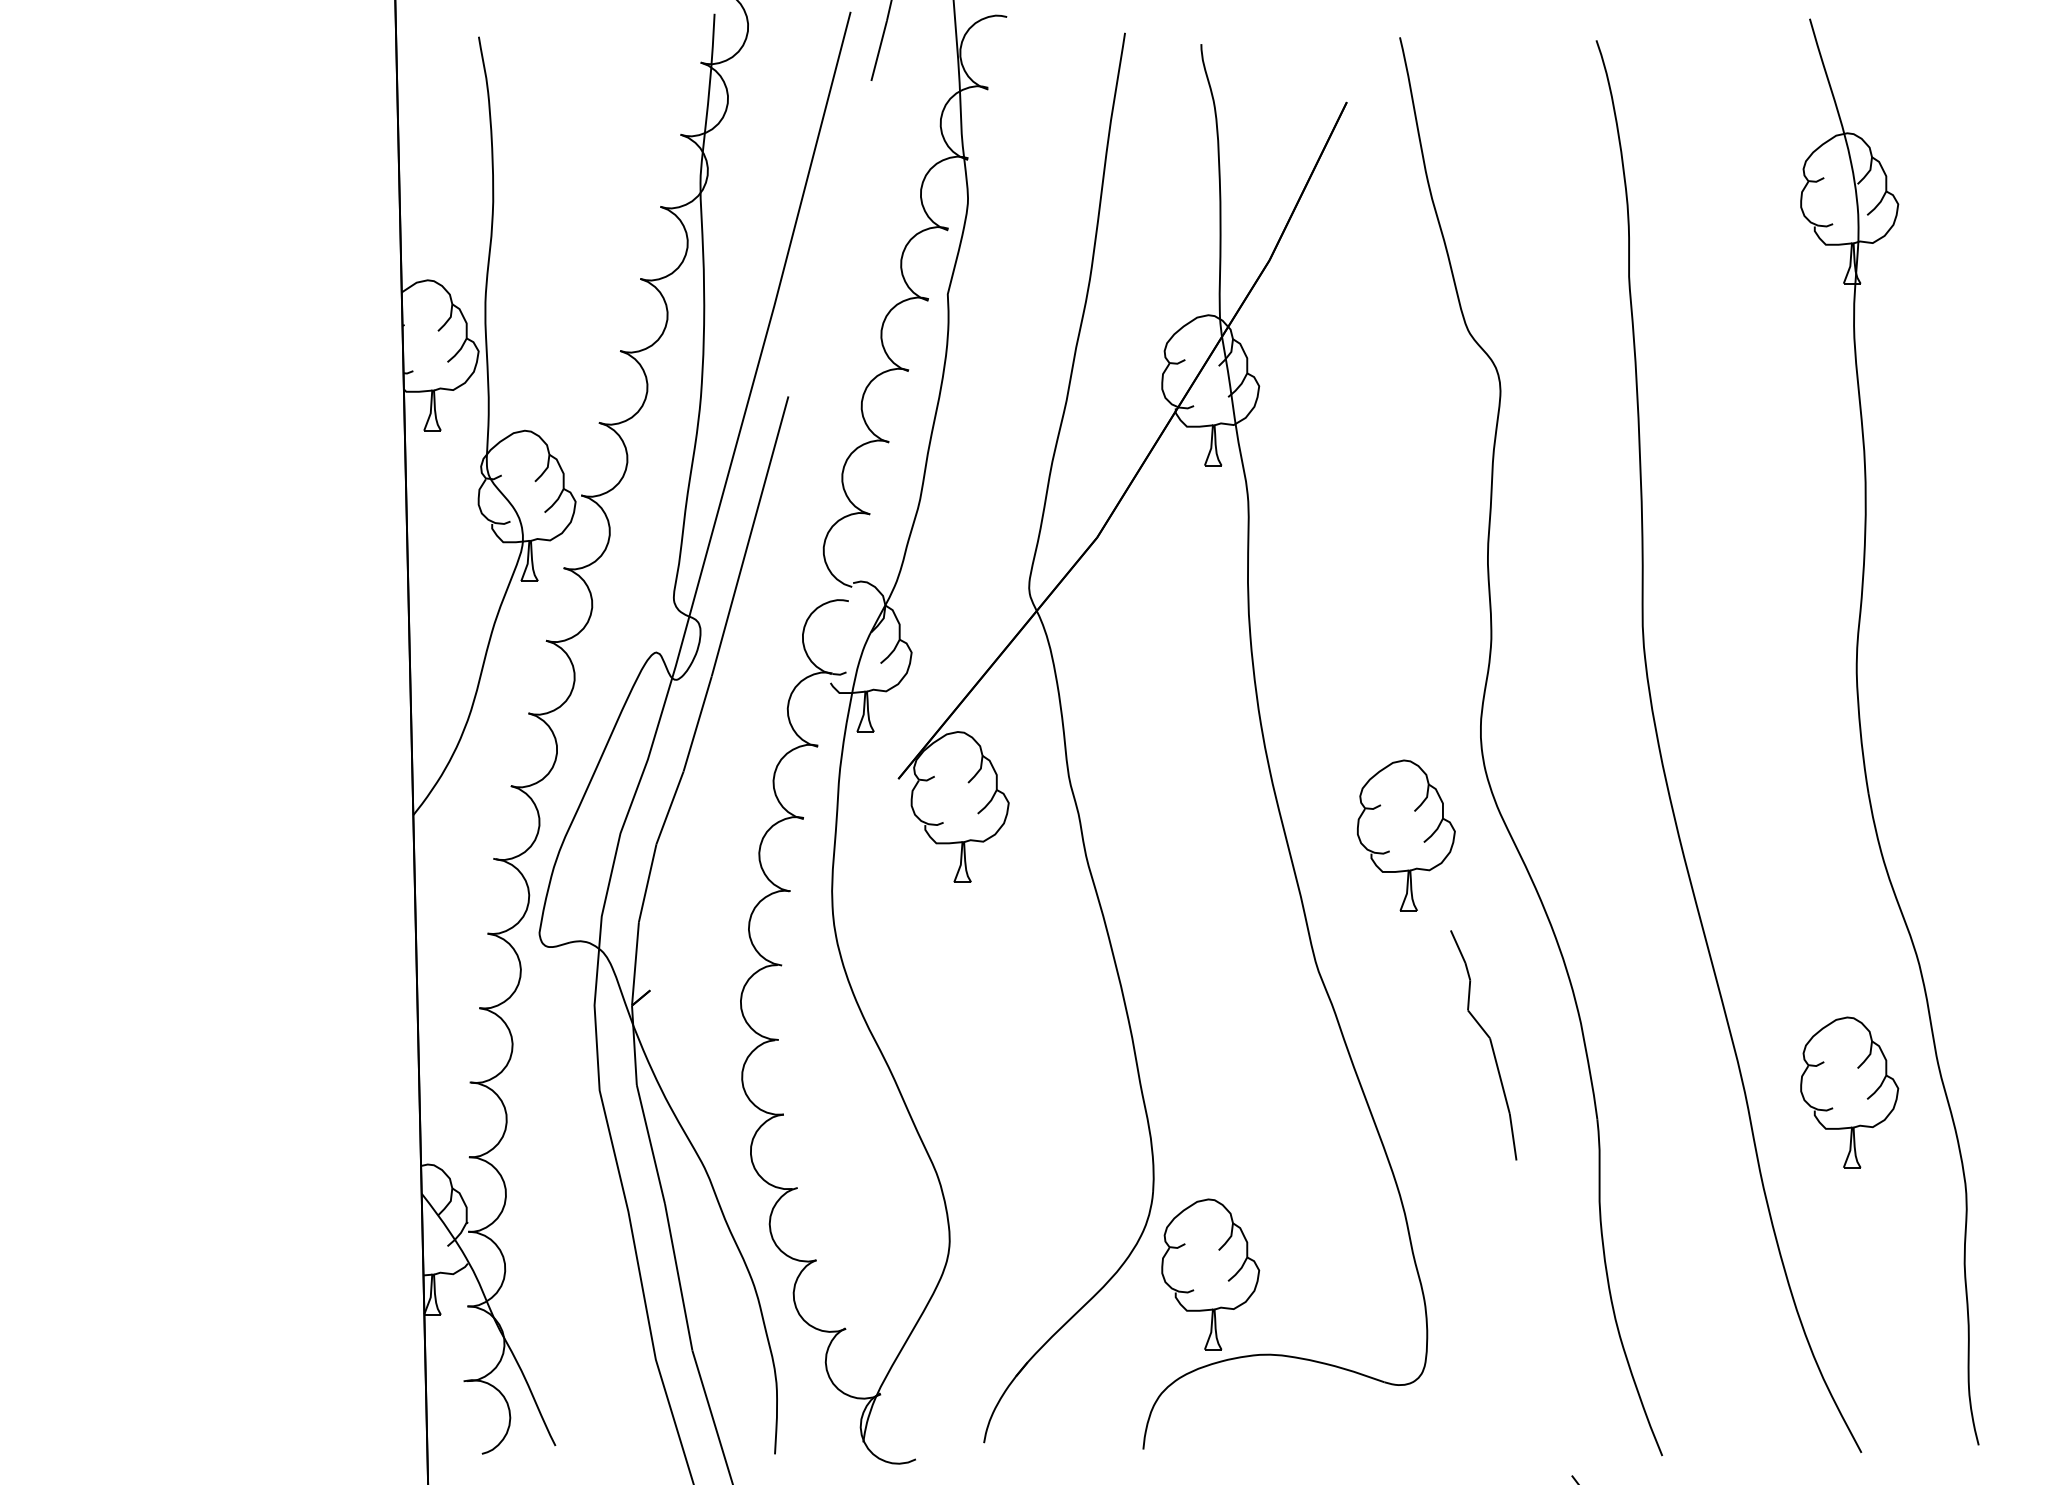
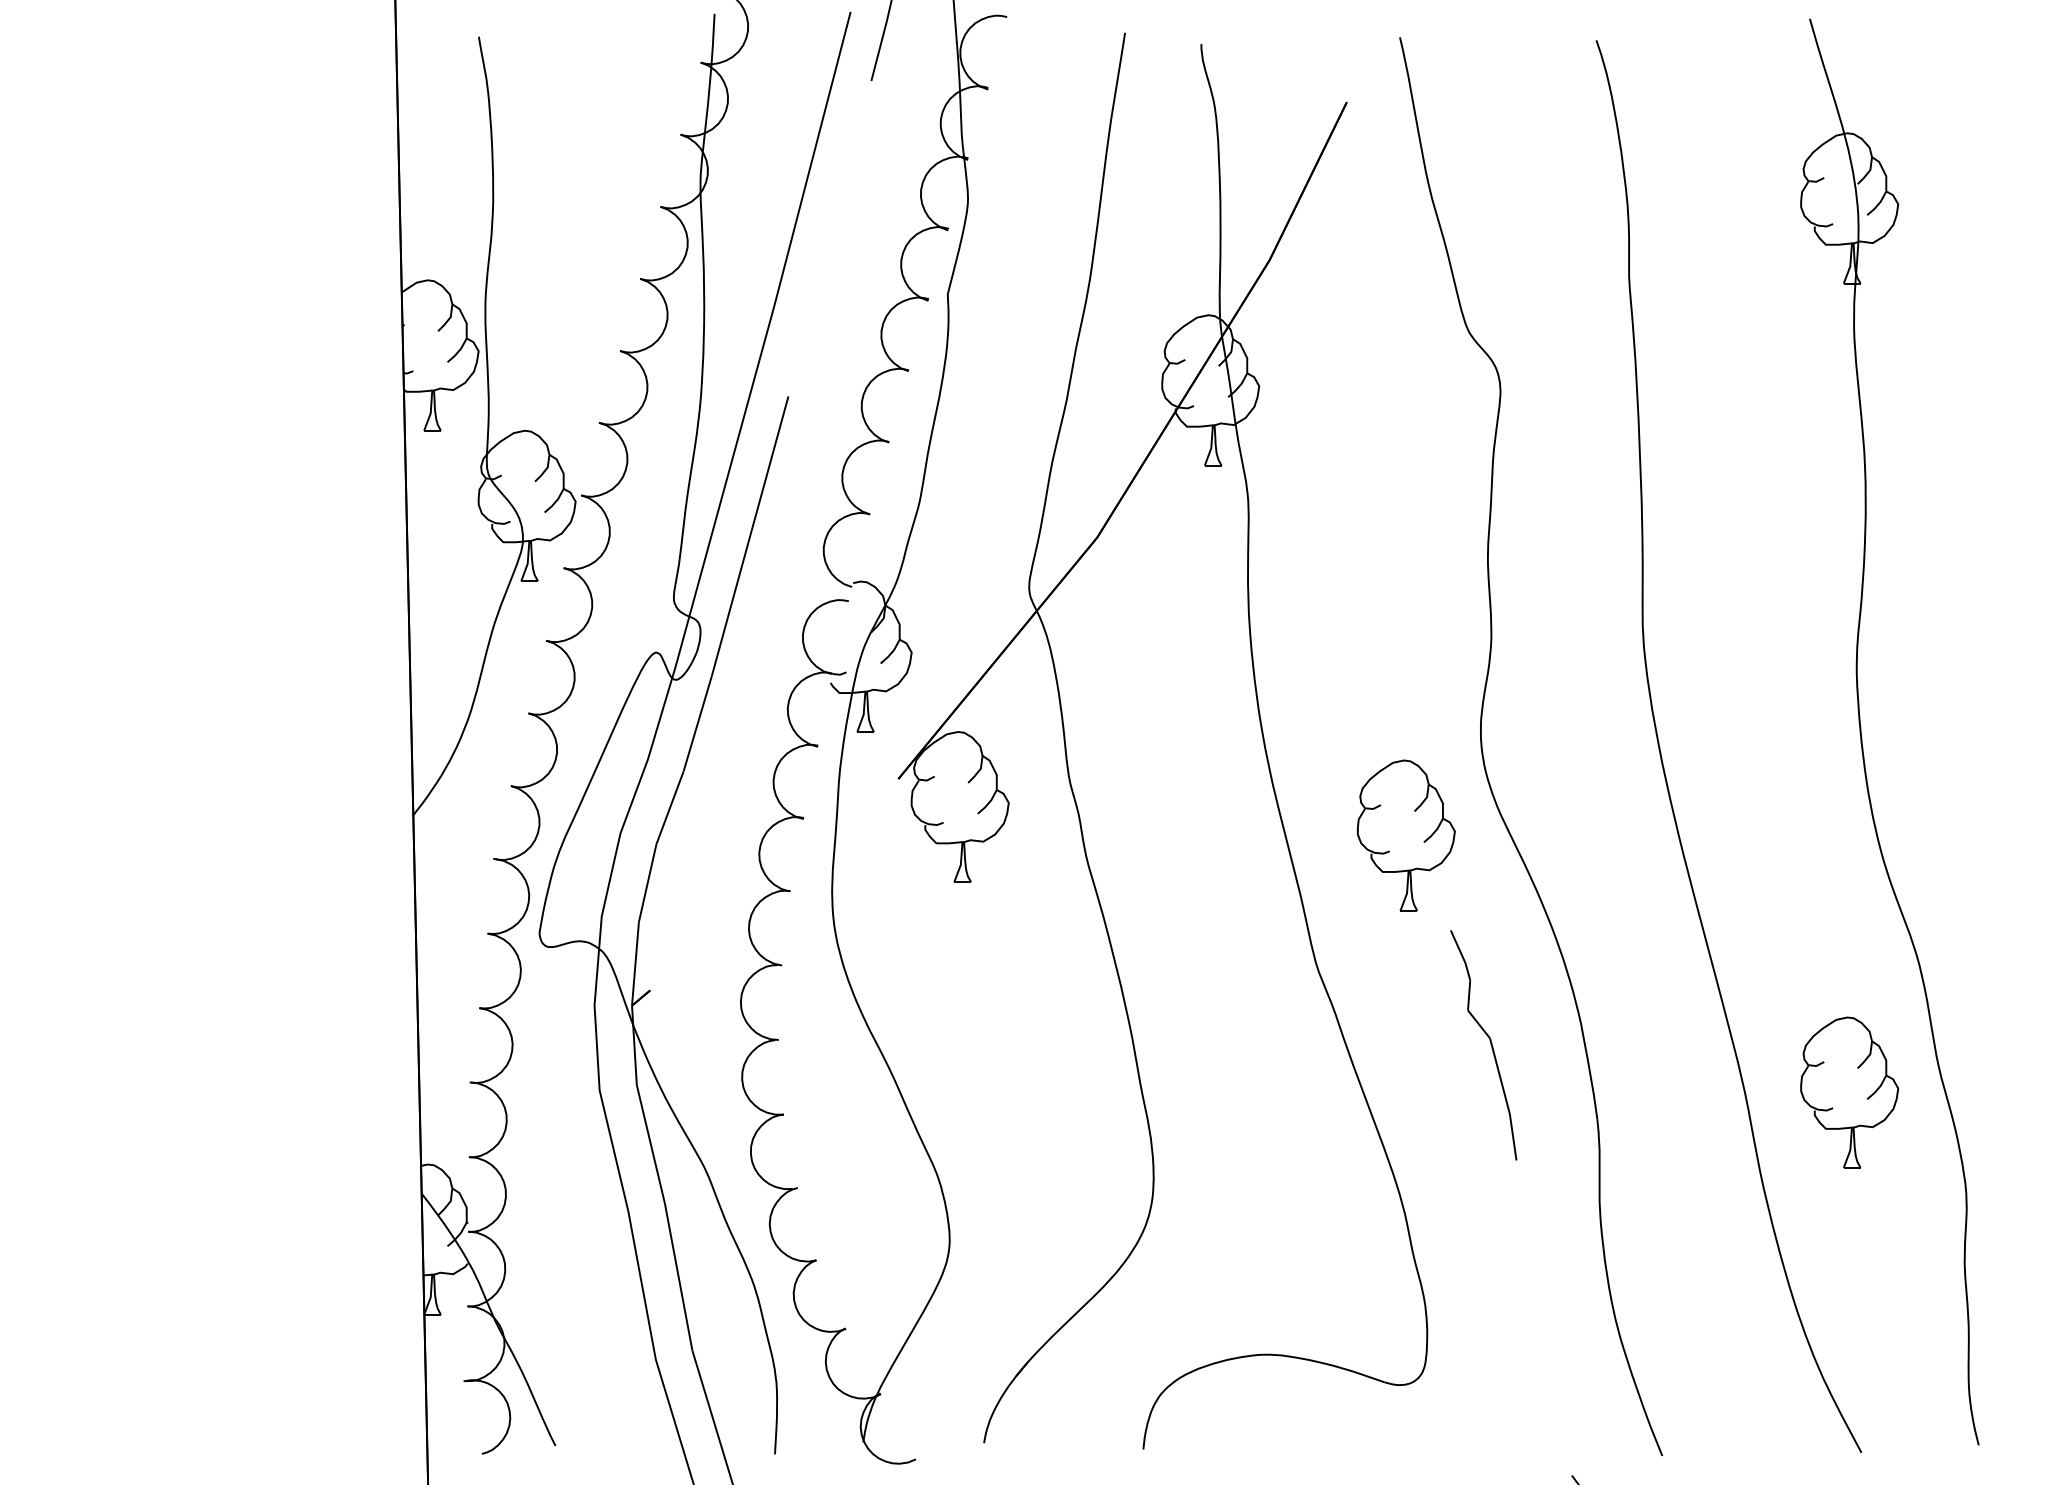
part: present -> none (1210, 1274)
